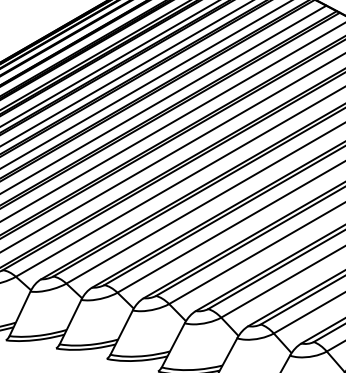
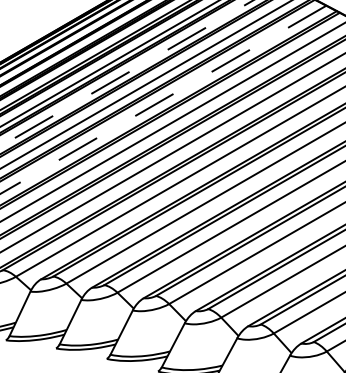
line: solid -> dashed (126, 73)
line: solid -> dashed (162, 100)
